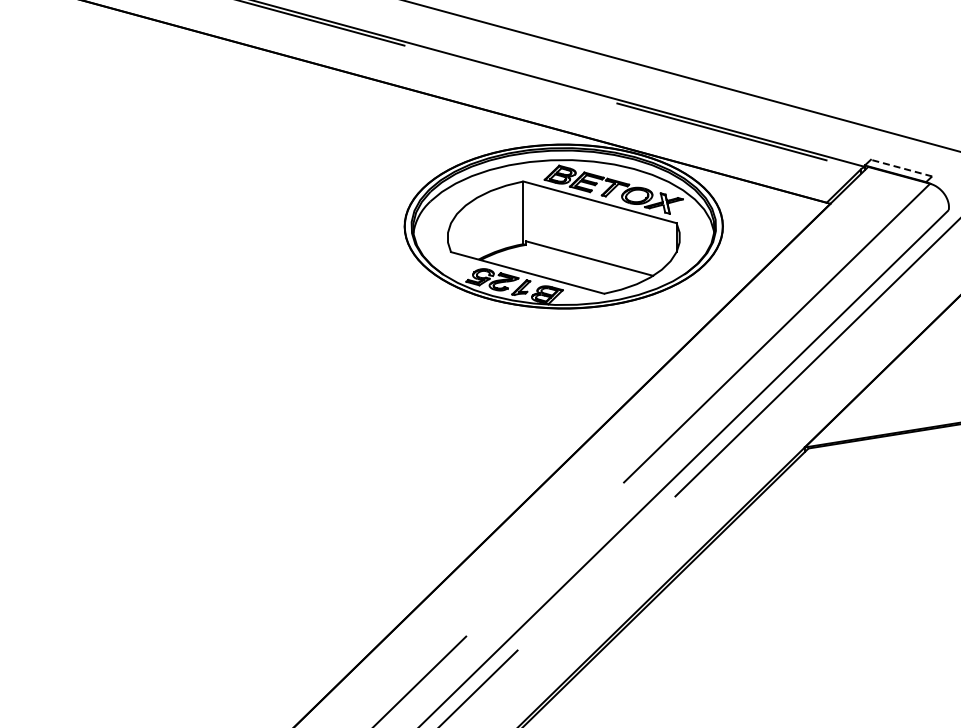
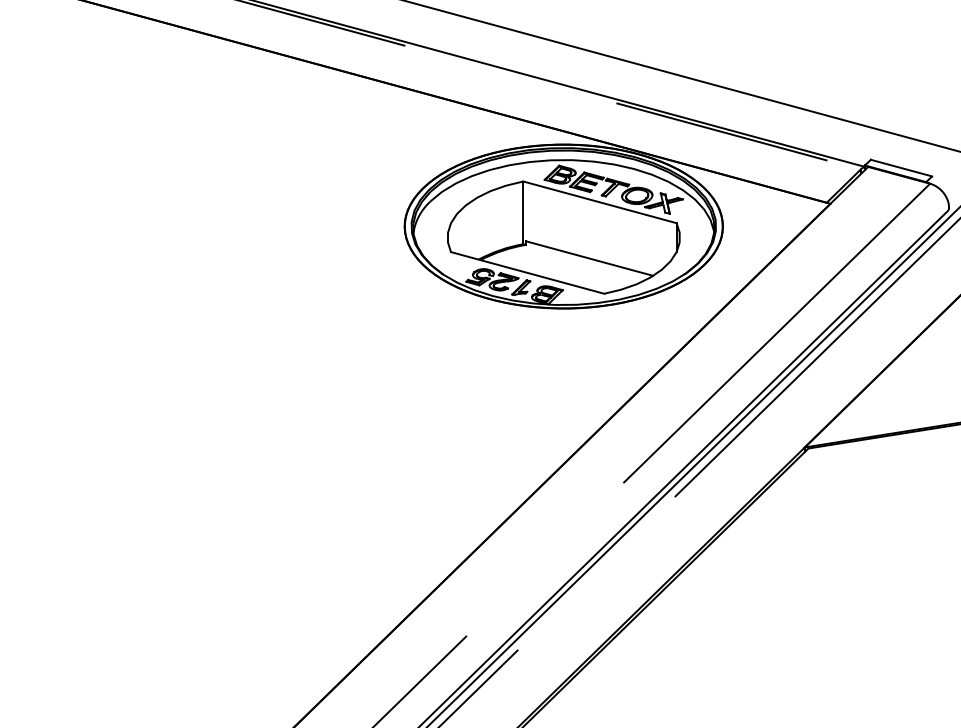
line: dashed -> solid (901, 168)
line: none -> present (693, 466)
